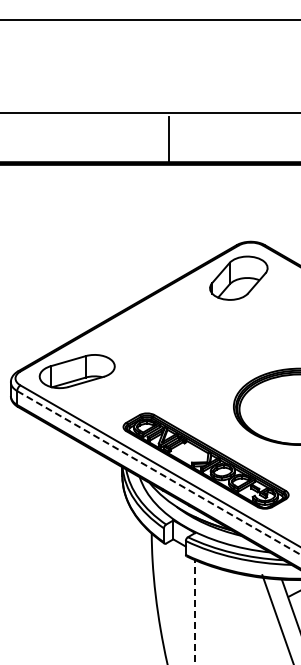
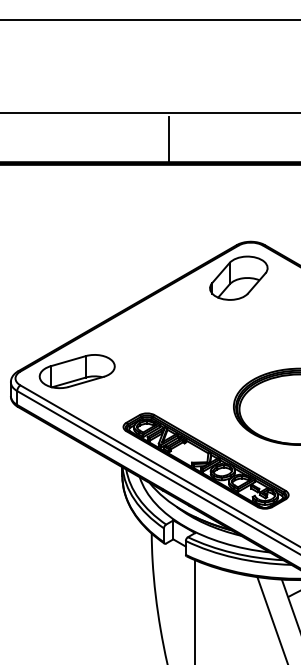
line: dashed -> solid (159, 473)
line: dashed -> solid (195, 612)
line position: (277, 618) -> (271, 619) (271, 619)
